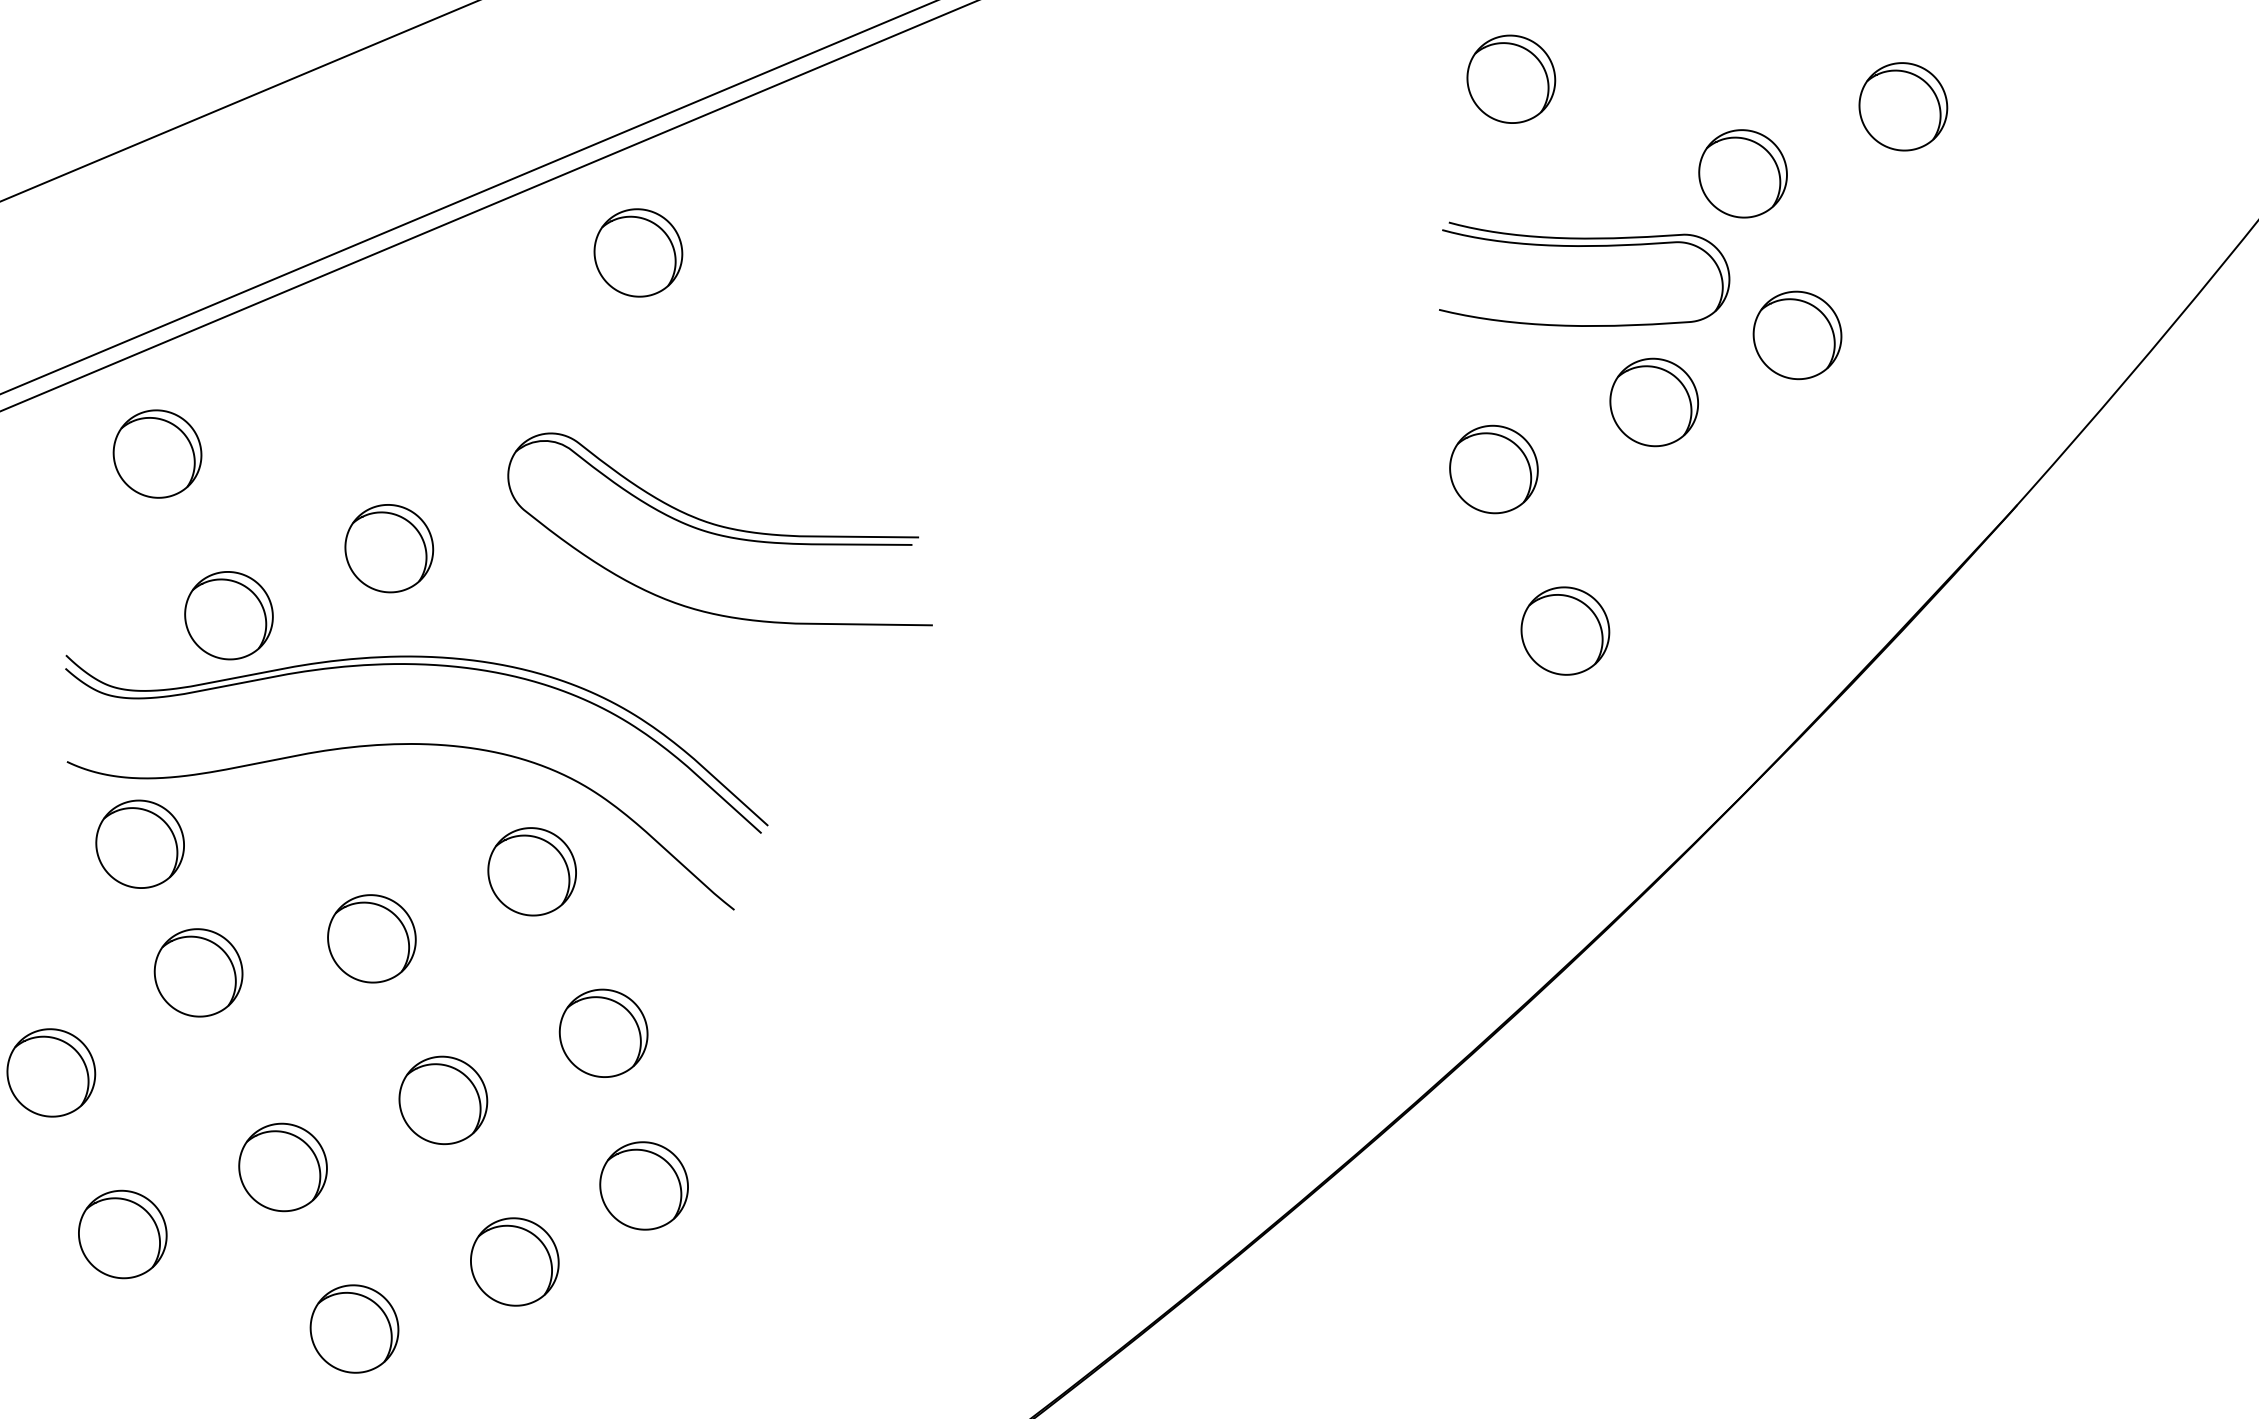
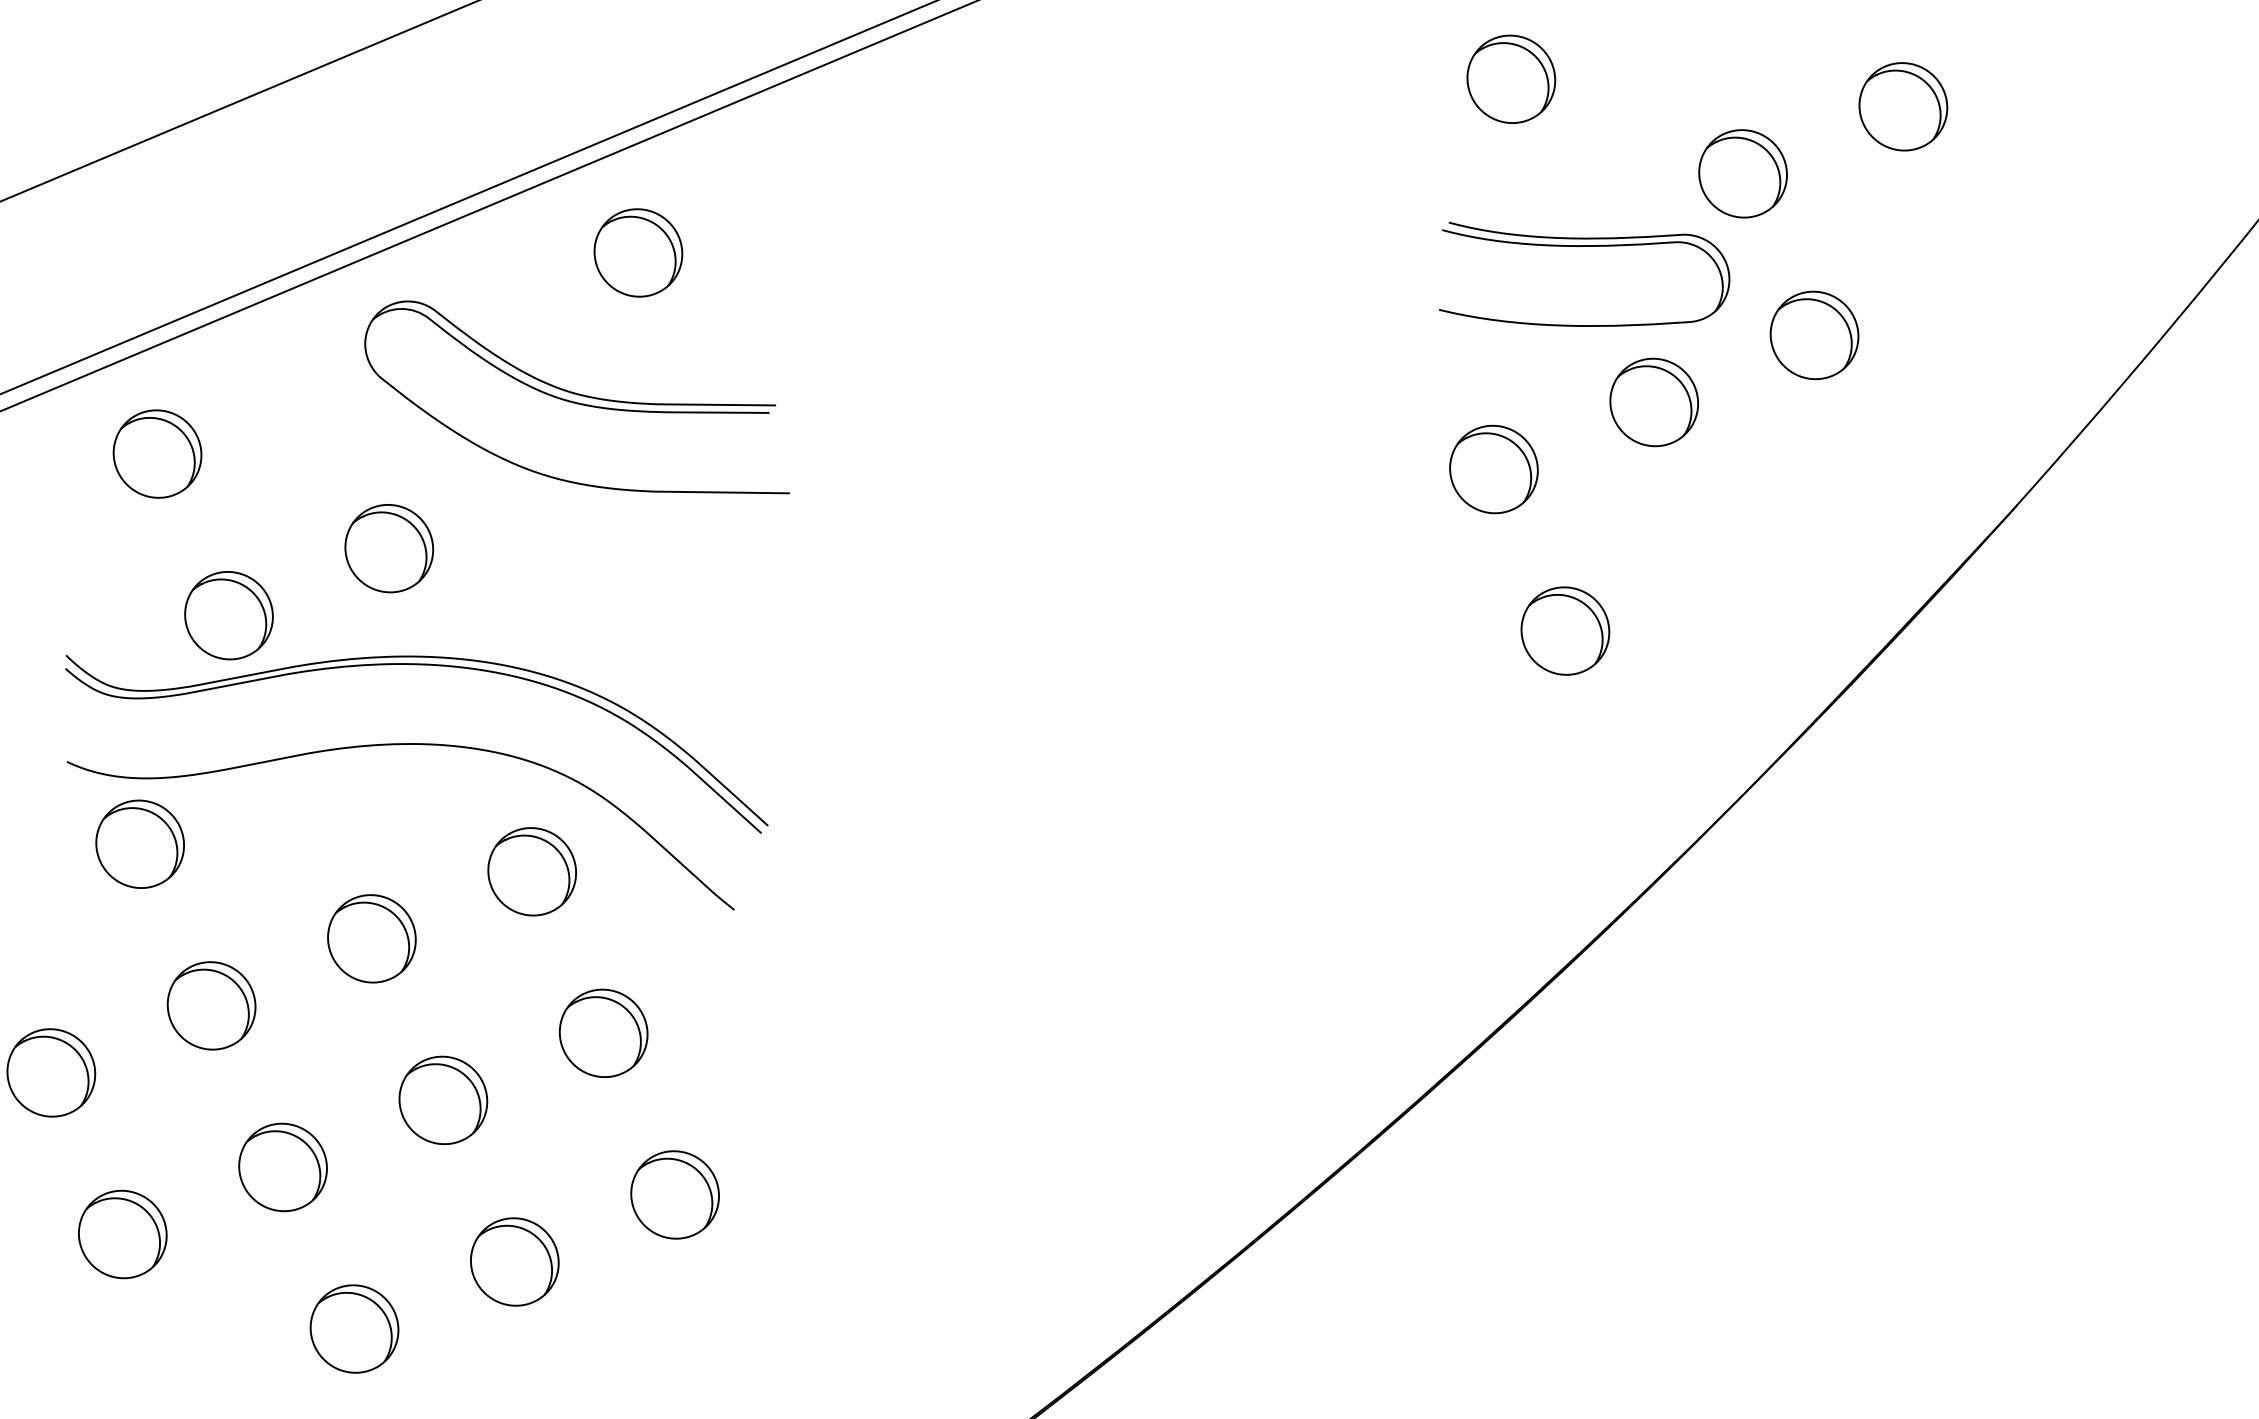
part position: (1797, 335) -> (1814, 335) (1814, 335)
part position: (719, 529) -> (576, 397) (576, 397)
part position: (198, 972) -> (211, 1005) (211, 1005)
part position: (643, 1185) -> (674, 1194) (674, 1194)
